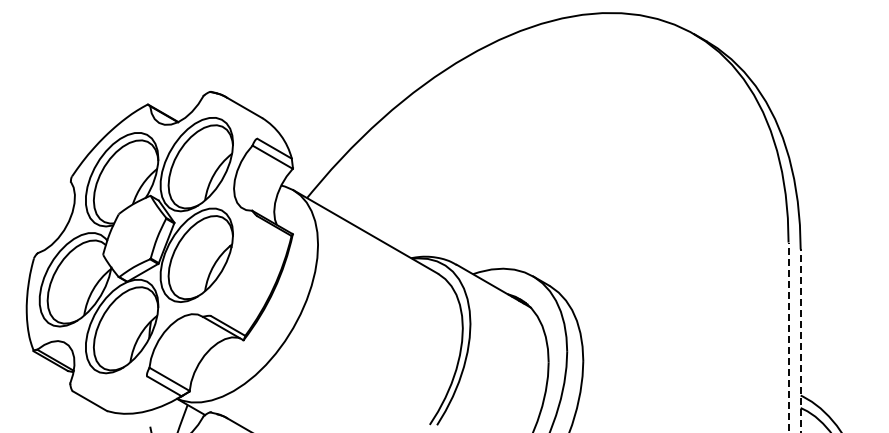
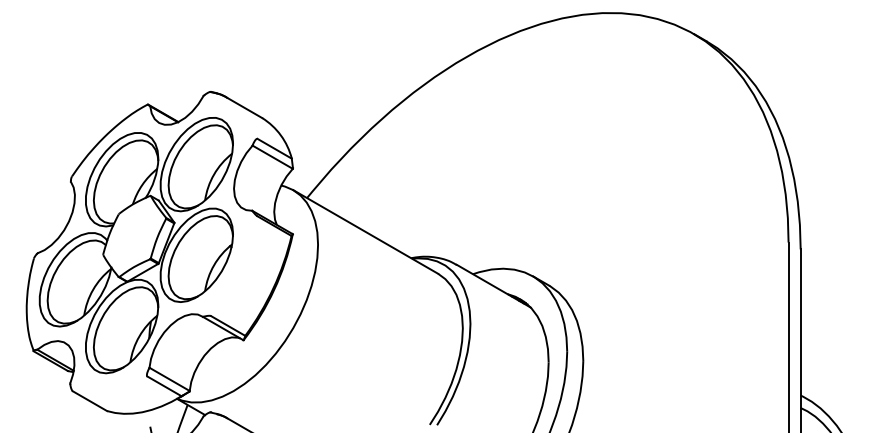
line: dashed -> solid (788, 337)
line: dashed -> solid (800, 340)
